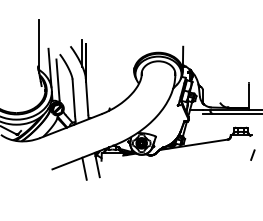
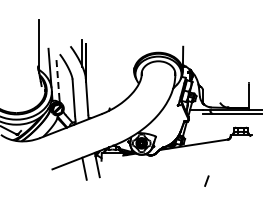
line: solid -> dashed (57, 79)
line position: (252, 154) -> (206, 180) (206, 180)
